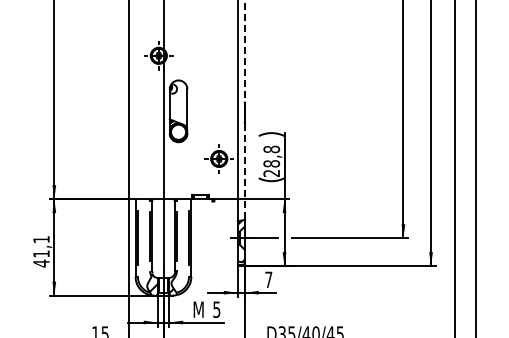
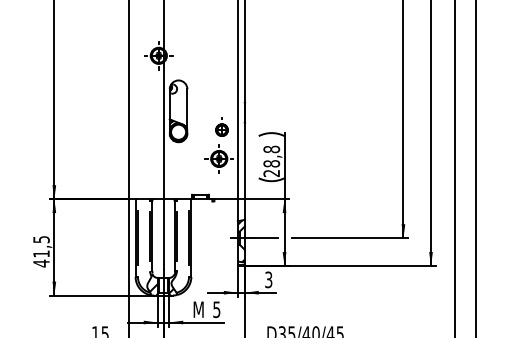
line: dashed -> solid (244, 110)
part: none -> present (221, 126)
text: 41,1 -> 41,5 (41, 239)
text: 7 -> 3 (268, 279)
